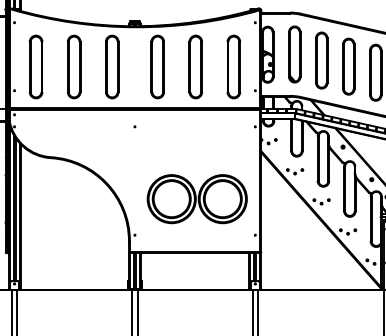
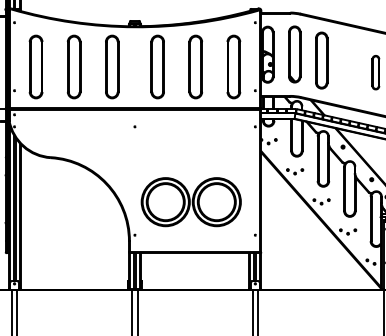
part: present -> none (348, 66)
part size: 14x59 px -> 10x36 px (375, 72)
part position: (196, 199) -> (190, 202) (190, 202)
